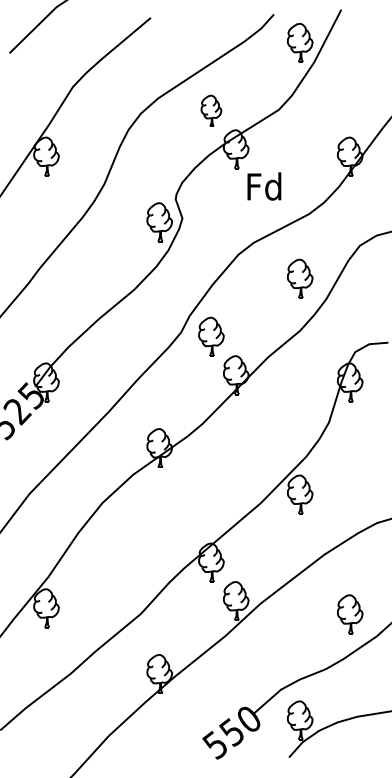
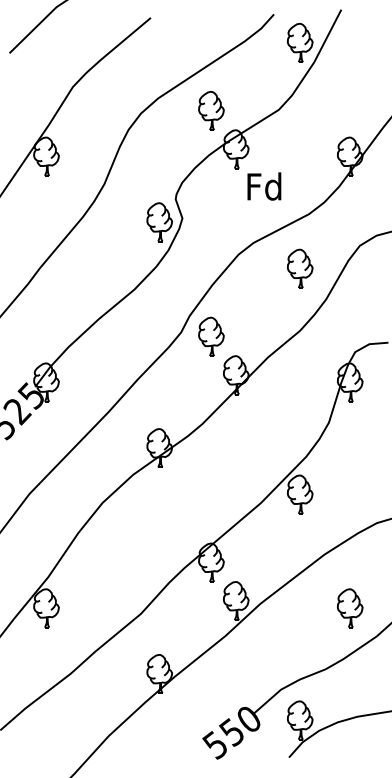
part size: 23x33 px -> 27x40 px (211, 110)
part position: (300, 278) -> (300, 268) (300, 268)
part position: (350, 614) -> (350, 608) (350, 608)
